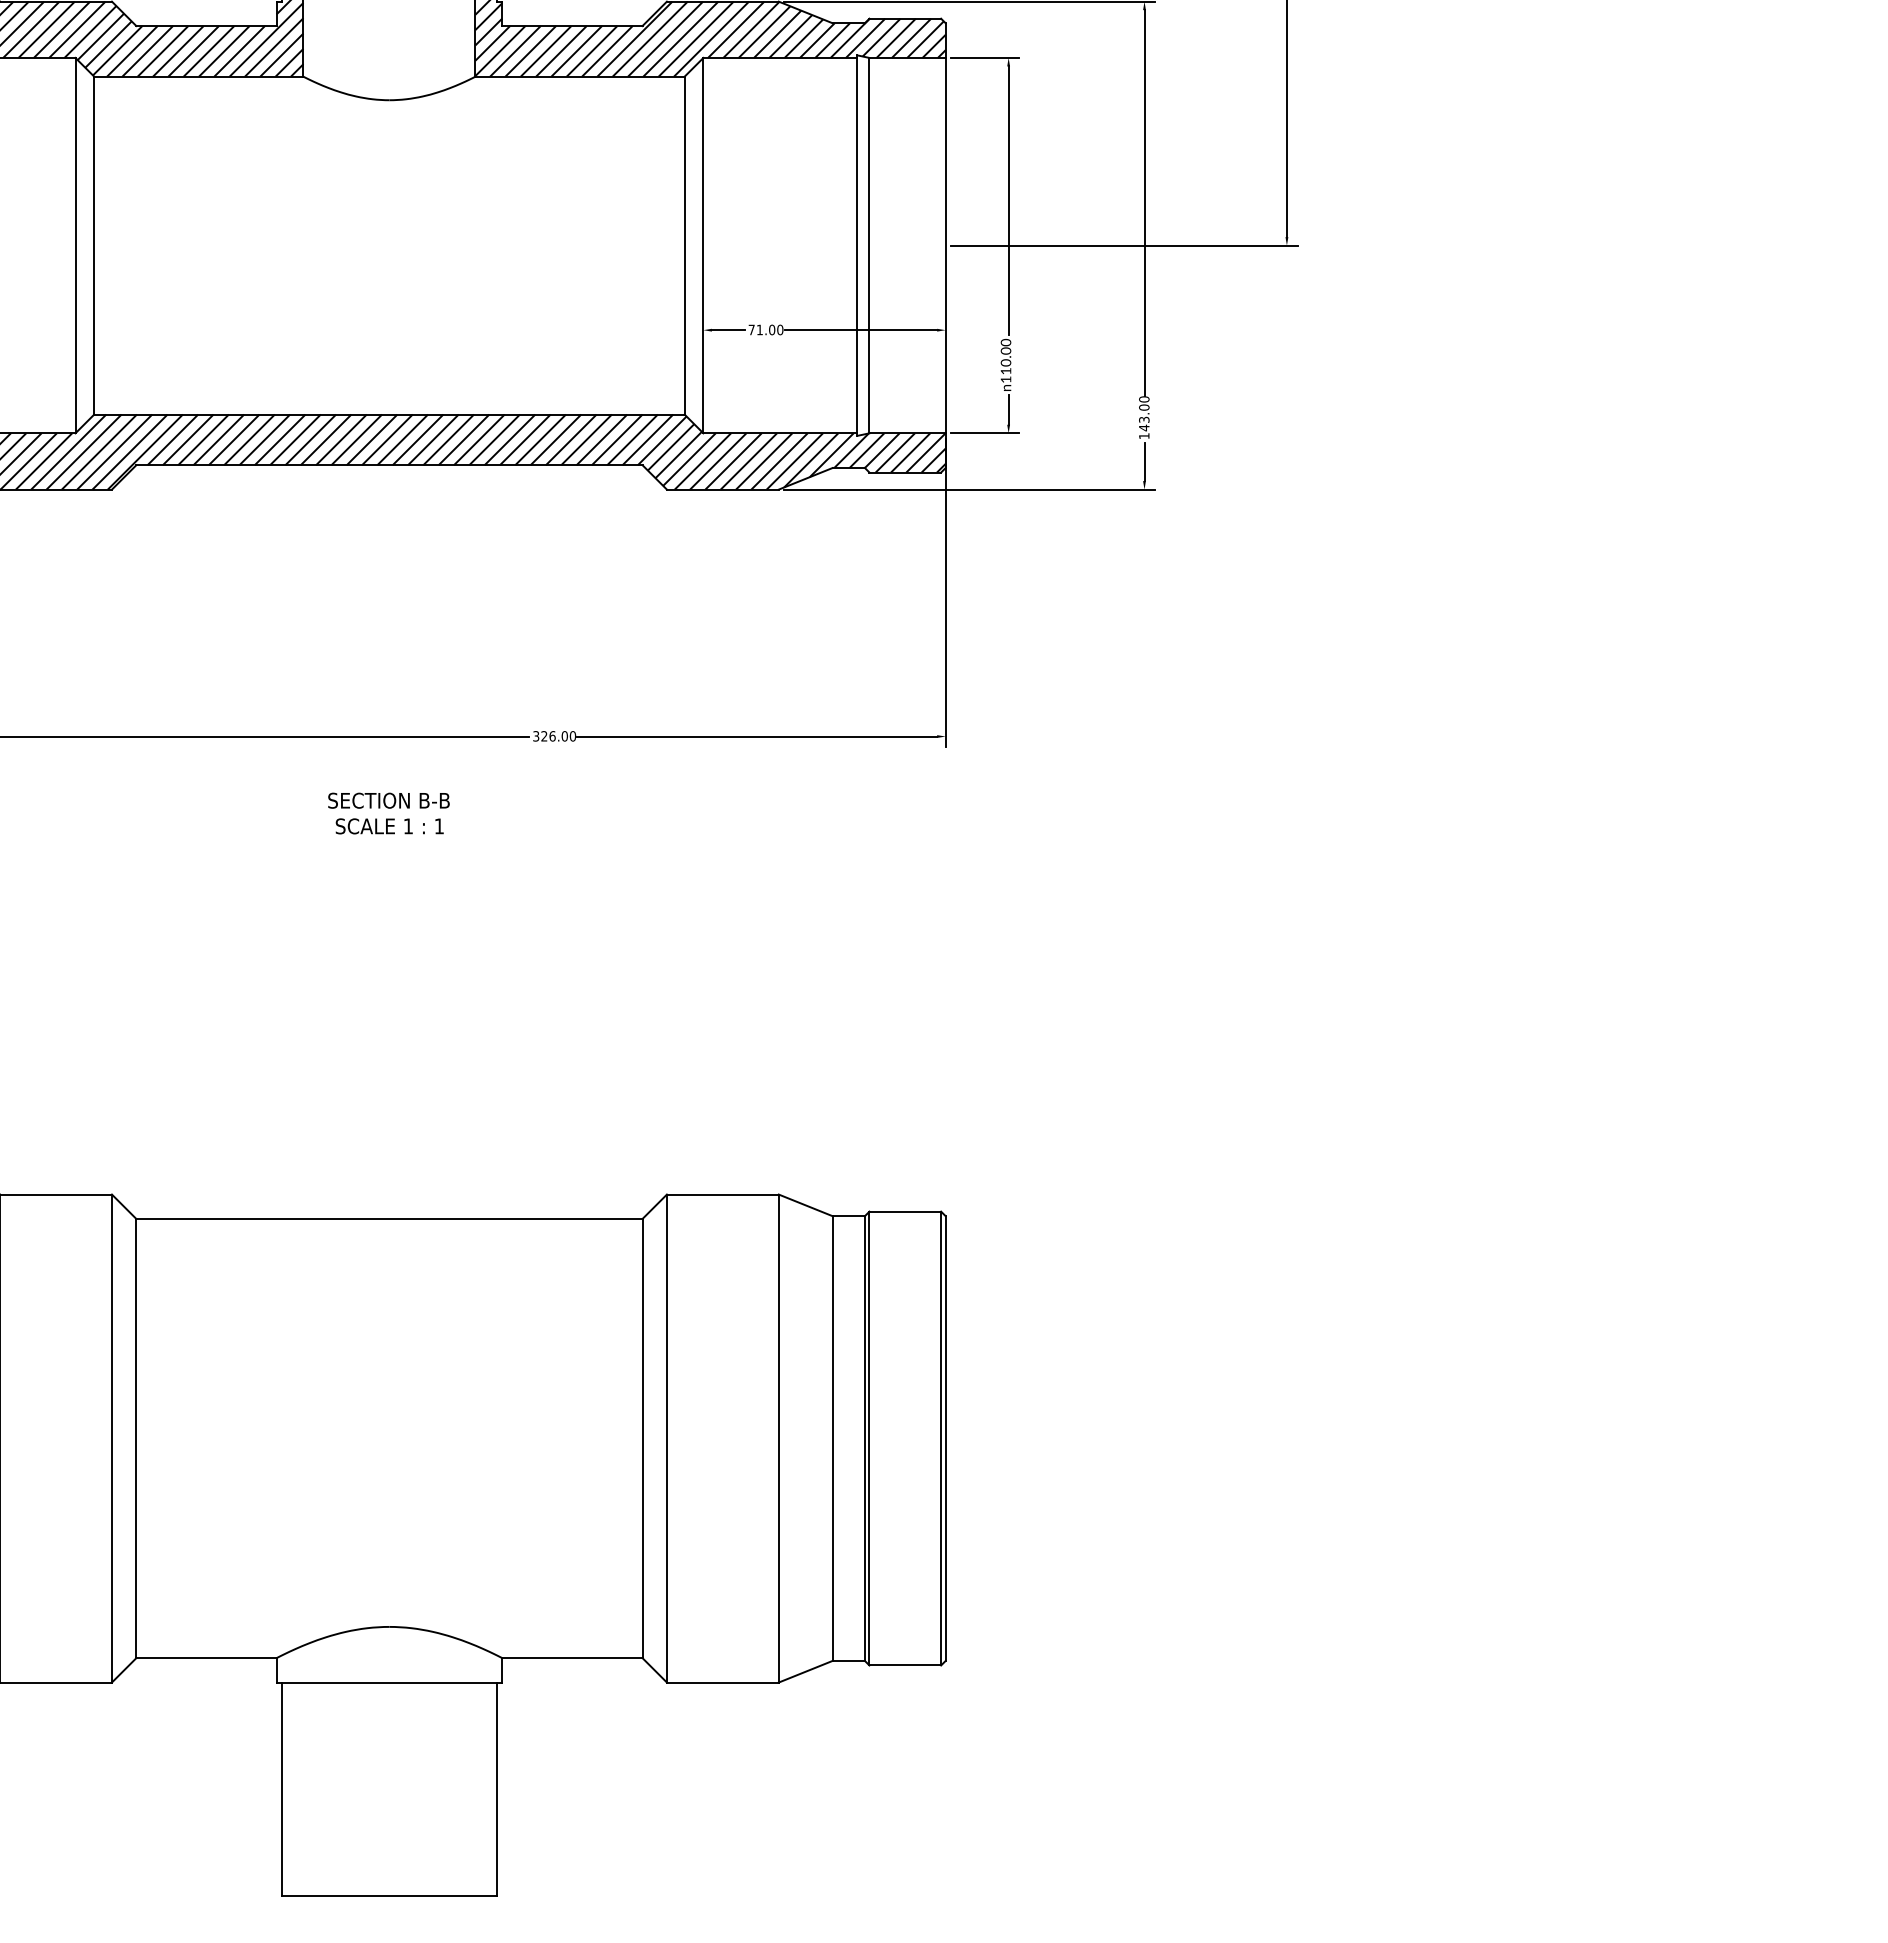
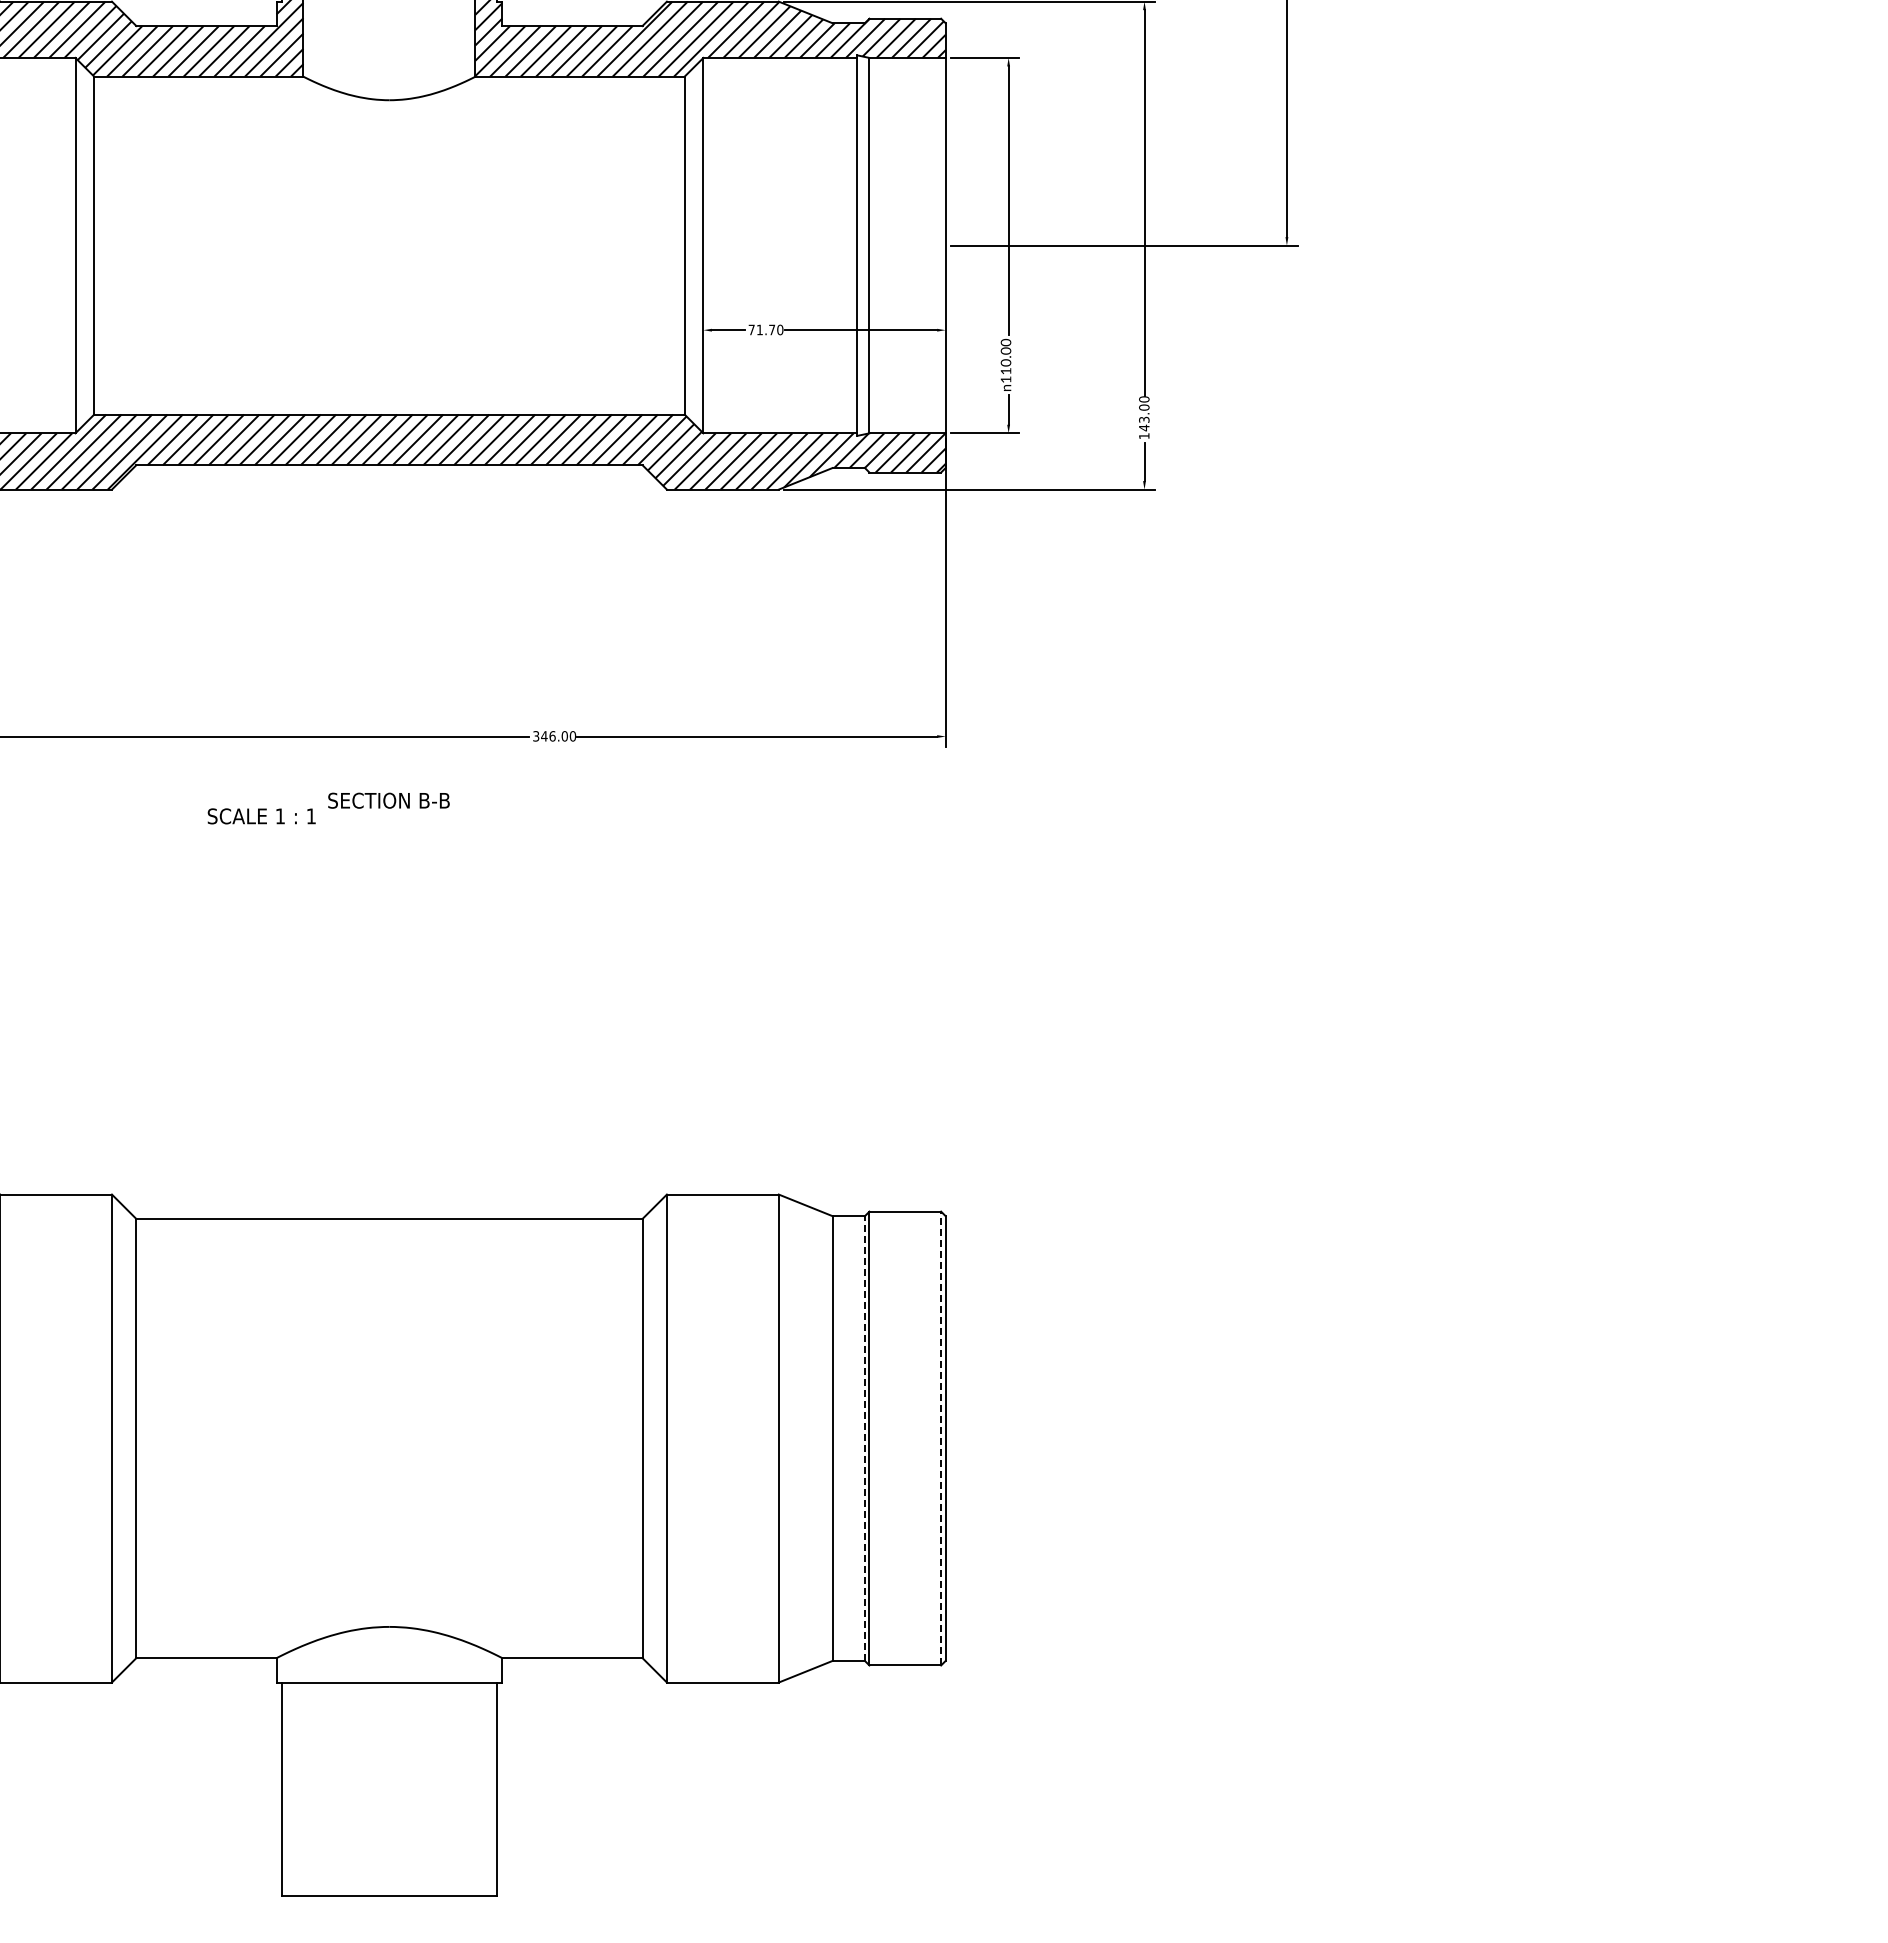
text: 71.00 -> 71.70 (772, 329)
text: 326.00 -> 346.00 (544, 736)
text position: (389, 826) -> (261, 816) (261, 816)
line: solid -> dashed (864, 1438)
line: solid -> dashed (941, 1438)
